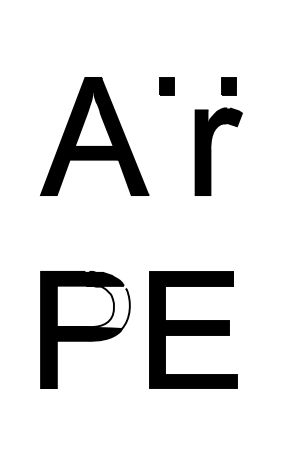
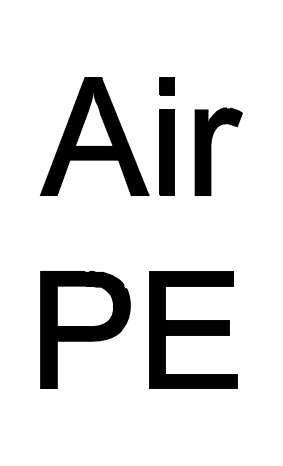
part: present -> none (228, 86)
part: none -> present (166, 152)
fill: none -> present (92, 306)
